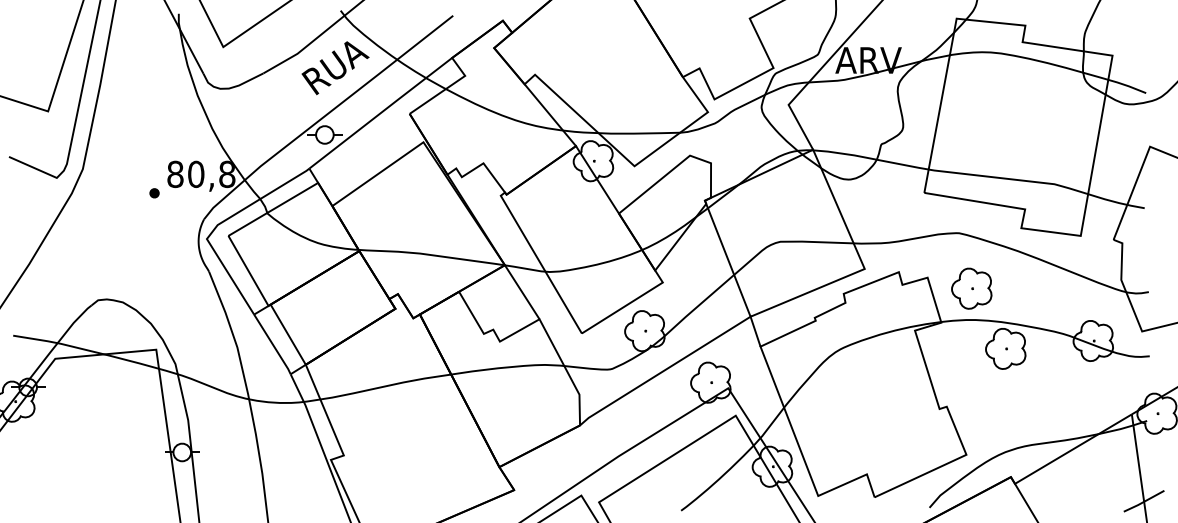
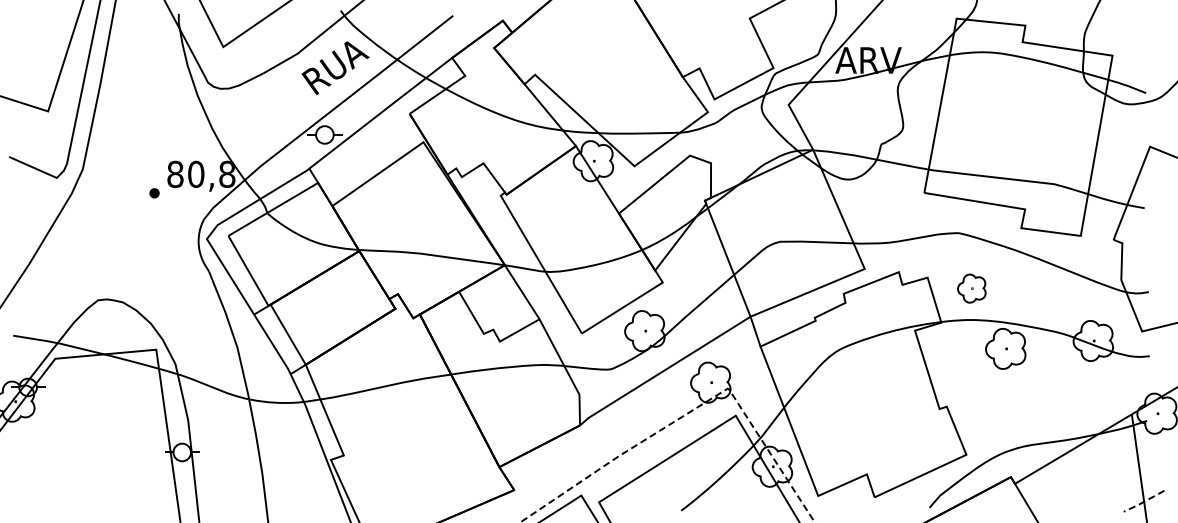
part size: 42x43 px -> 30x31 px (971, 288)
line: solid -> dashed (690, 411)
line: solid -> dashed (1144, 501)
